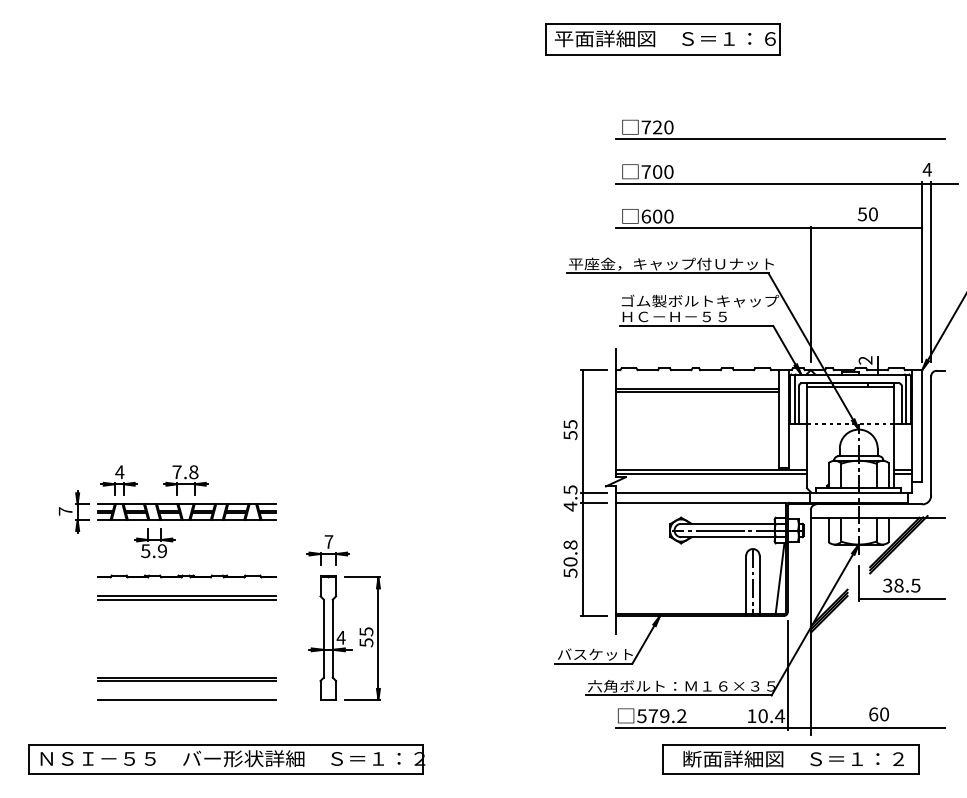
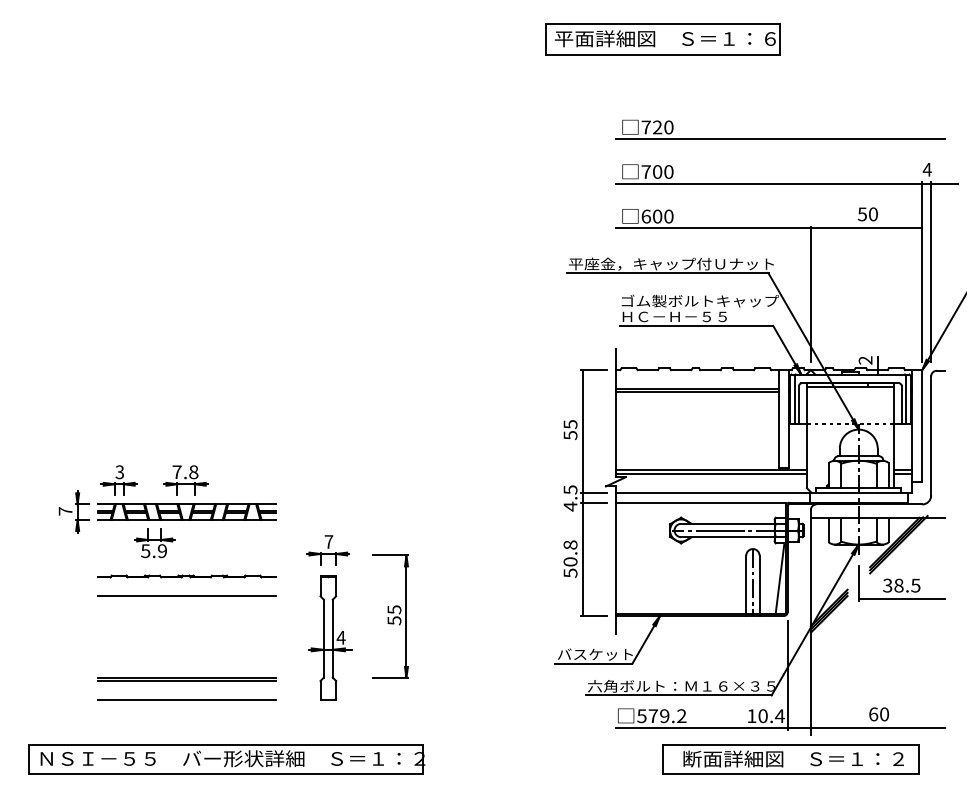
text: 4 -> 3 (119, 472)
line: present -> none (186, 599)
part position: (362, 638) -> (390, 616) (390, 616)
